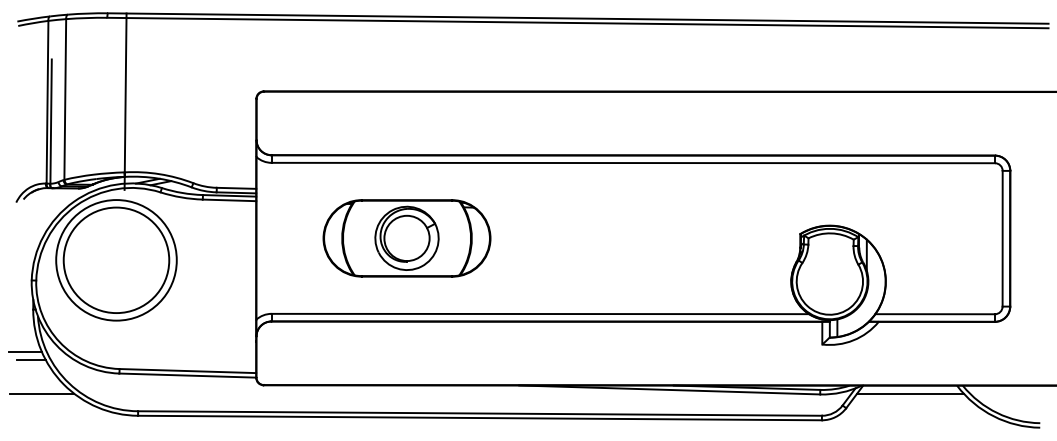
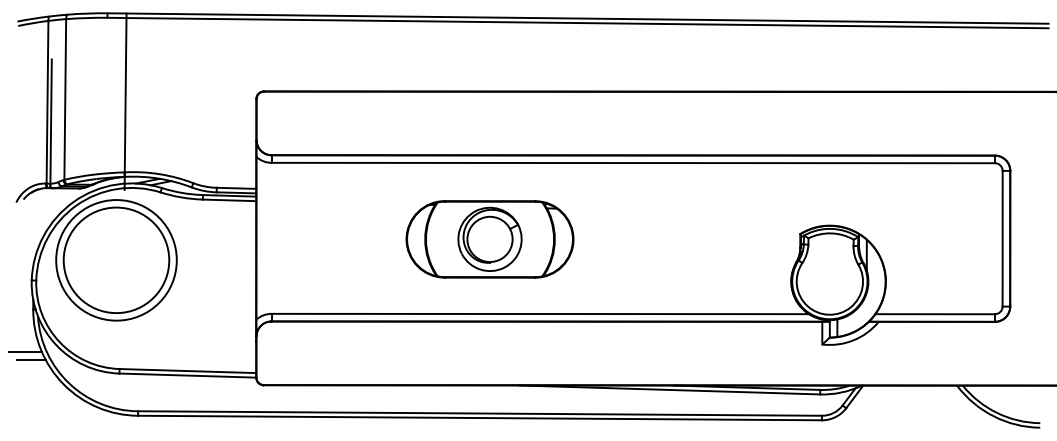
part position: (406, 238) -> (489, 239) (489, 239)
line: present -> none (41, 393)
line: present -> none (910, 393)
